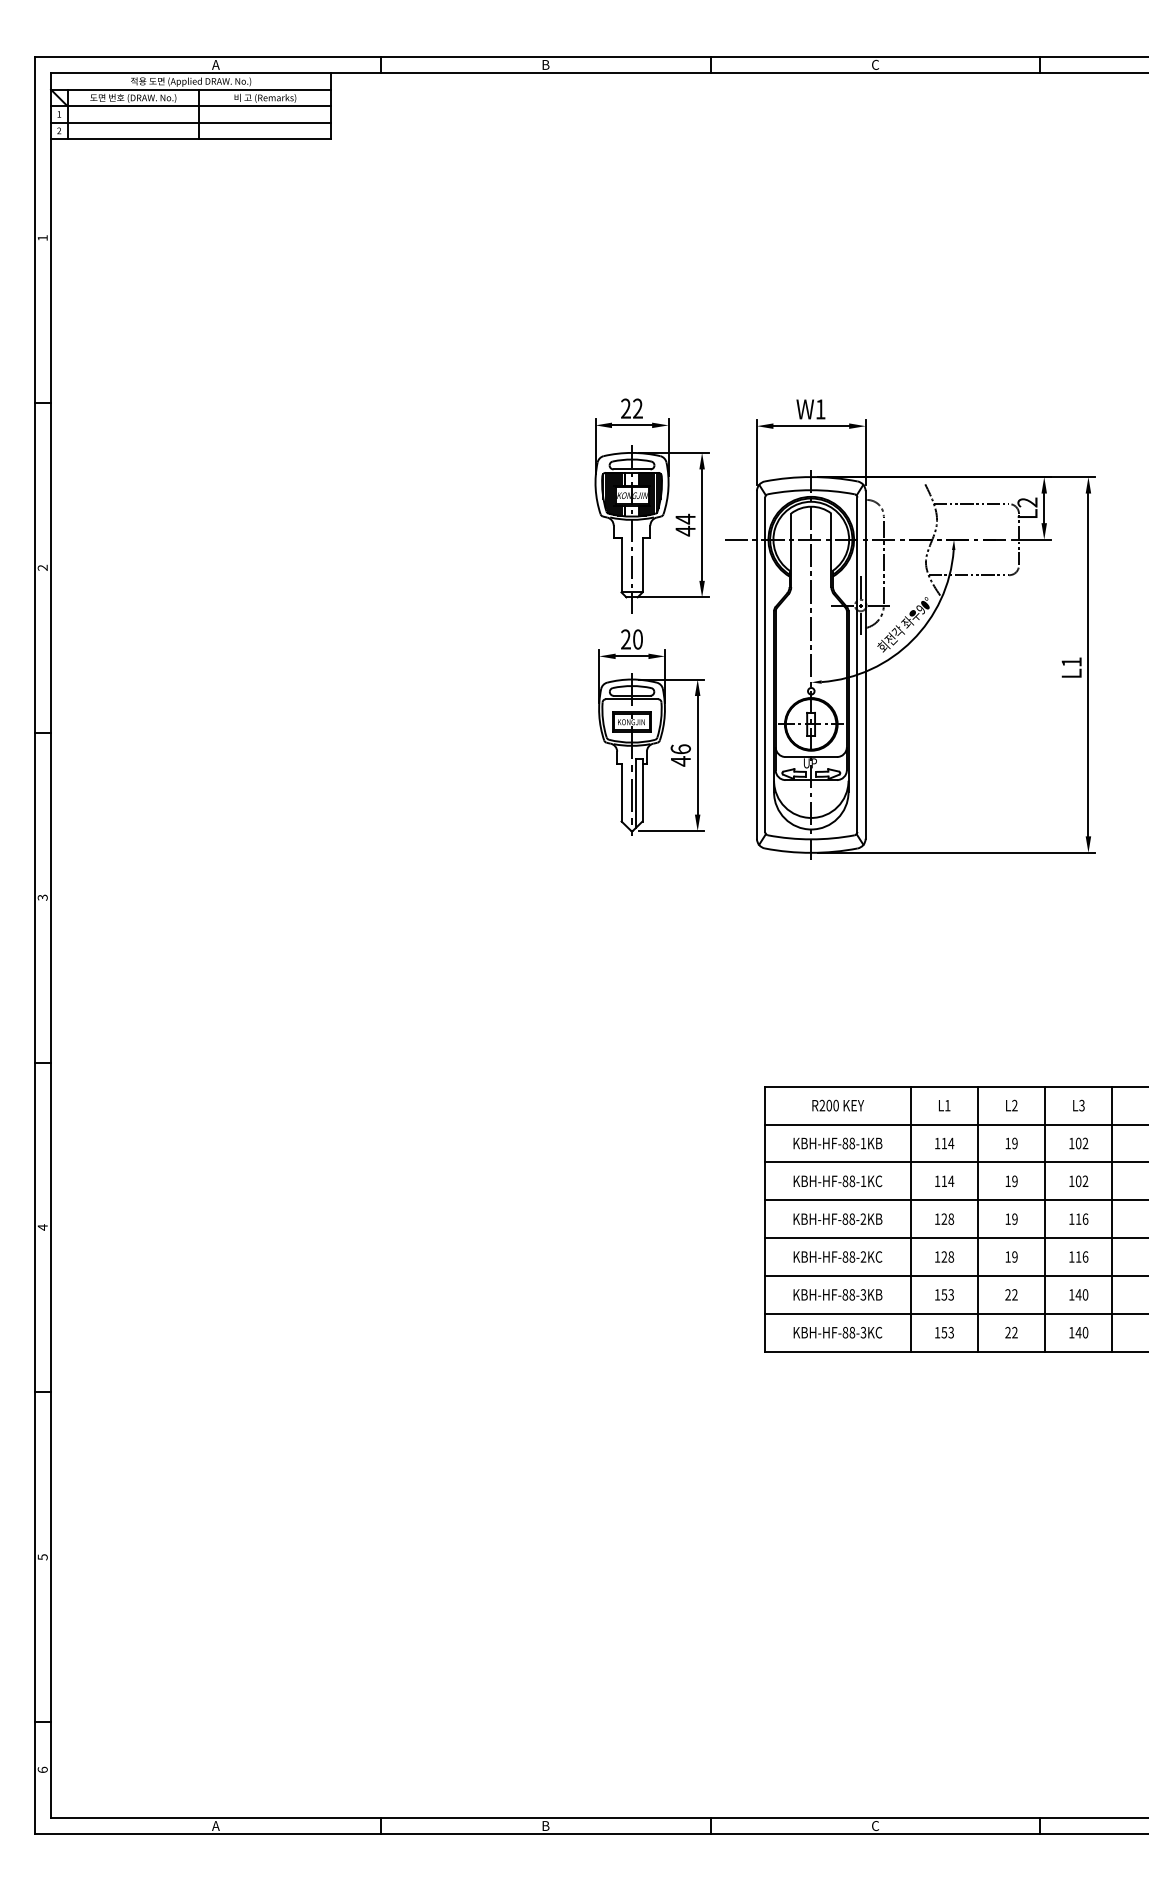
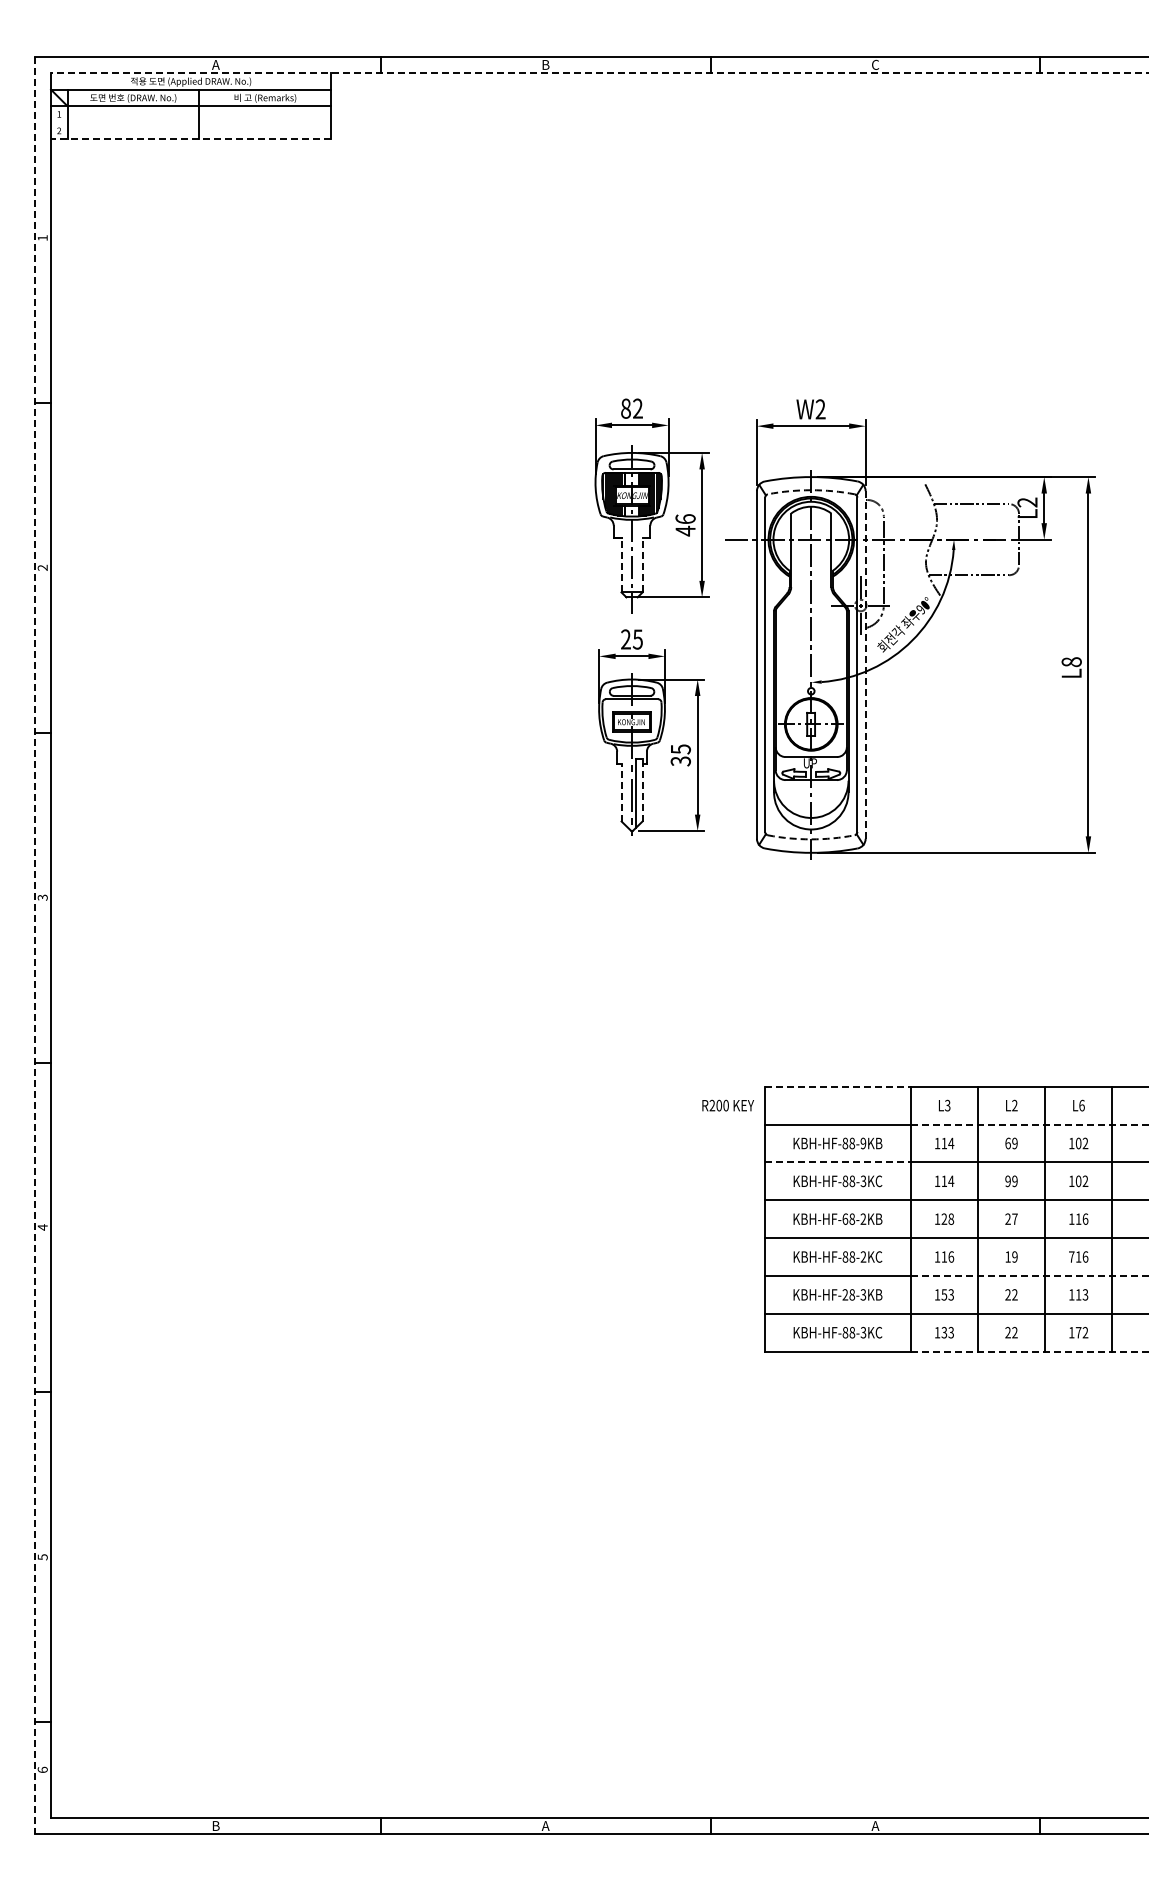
line: solid -> dashed (599, 73)
line: present -> none (191, 122)
line: solid -> dashed (190, 139)
text: 22 -> 82 (625, 408)
text: W1 -> W2 (820, 409)
arc: solid -> dashed (811, 490)
text: 44 -> 46 (685, 518)
line: solid -> dashed (621, 564)
line: solid -> dashed (642, 564)
text: 20 -> 25 (637, 639)
text: L1 -> L8 (1071, 662)
line: solid -> dashed (865, 664)
text: 46 -> 35 (680, 755)
line: solid -> dashed (642, 789)
line: solid -> dashed (621, 792)
arc: solid -> dashed (811, 839)
line: solid -> dashed (34, 945)
line: solid -> dashed (838, 1086)
text position: (837, 1105) -> (727, 1105) (727, 1105)
text: L1 -> L3 (947, 1105)
text: L3 -> L6 (1081, 1105)
line: solid -> dashed (1029, 1124)
text: KBH-HF-88-1KB -> KBH-HF-88-9KB (863, 1143)
text: 19 -> 69 (1007, 1143)
line: solid -> dashed (838, 1162)
text: KBH-HF-88-1KC -> KBH-HF-88-3KC (863, 1181)
text: 19 -> 99 (1007, 1181)
text: KBH-HF-88-2KB -> KBH-HF-68-2KB (845, 1218)
text: 19 -> 27 (1011, 1218)
text: 128 -> 116 (947, 1256)
text: 116 -> 716 (1071, 1256)
line: solid -> dashed (1029, 1275)
text: KBH-HF-88-3KB -> KBH-HF-28-3KB (845, 1294)
text: 140 -> 113 (1081, 1294)
text: 153 -> 133 (944, 1331)
text: 140 -> 172 (1081, 1332)
line: solid -> dashed (1029, 1351)
text: A -> B (215, 1825)
text: B -> A (545, 1825)
text: C -> A (875, 1826)
